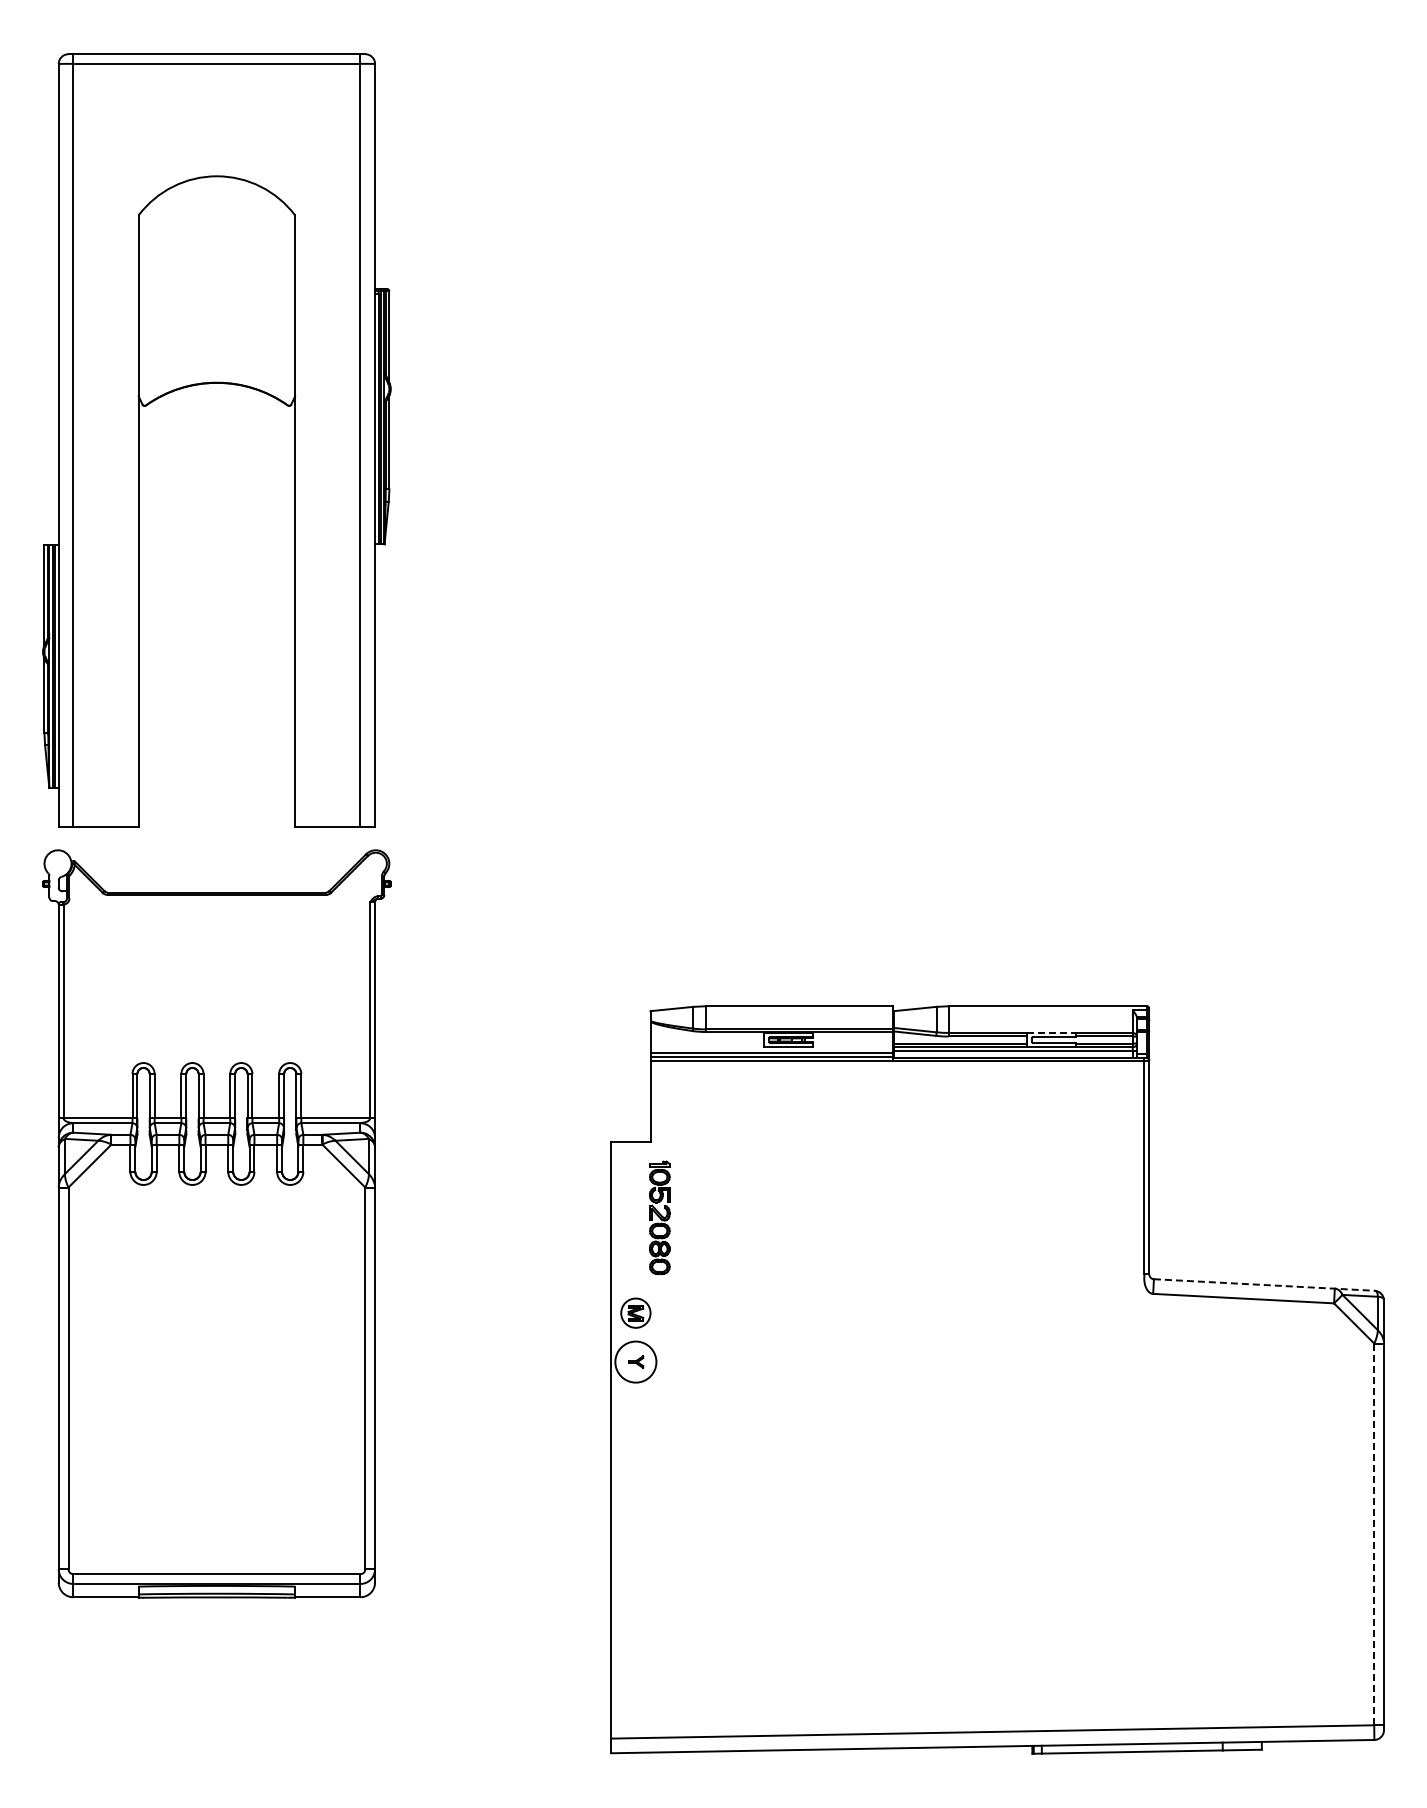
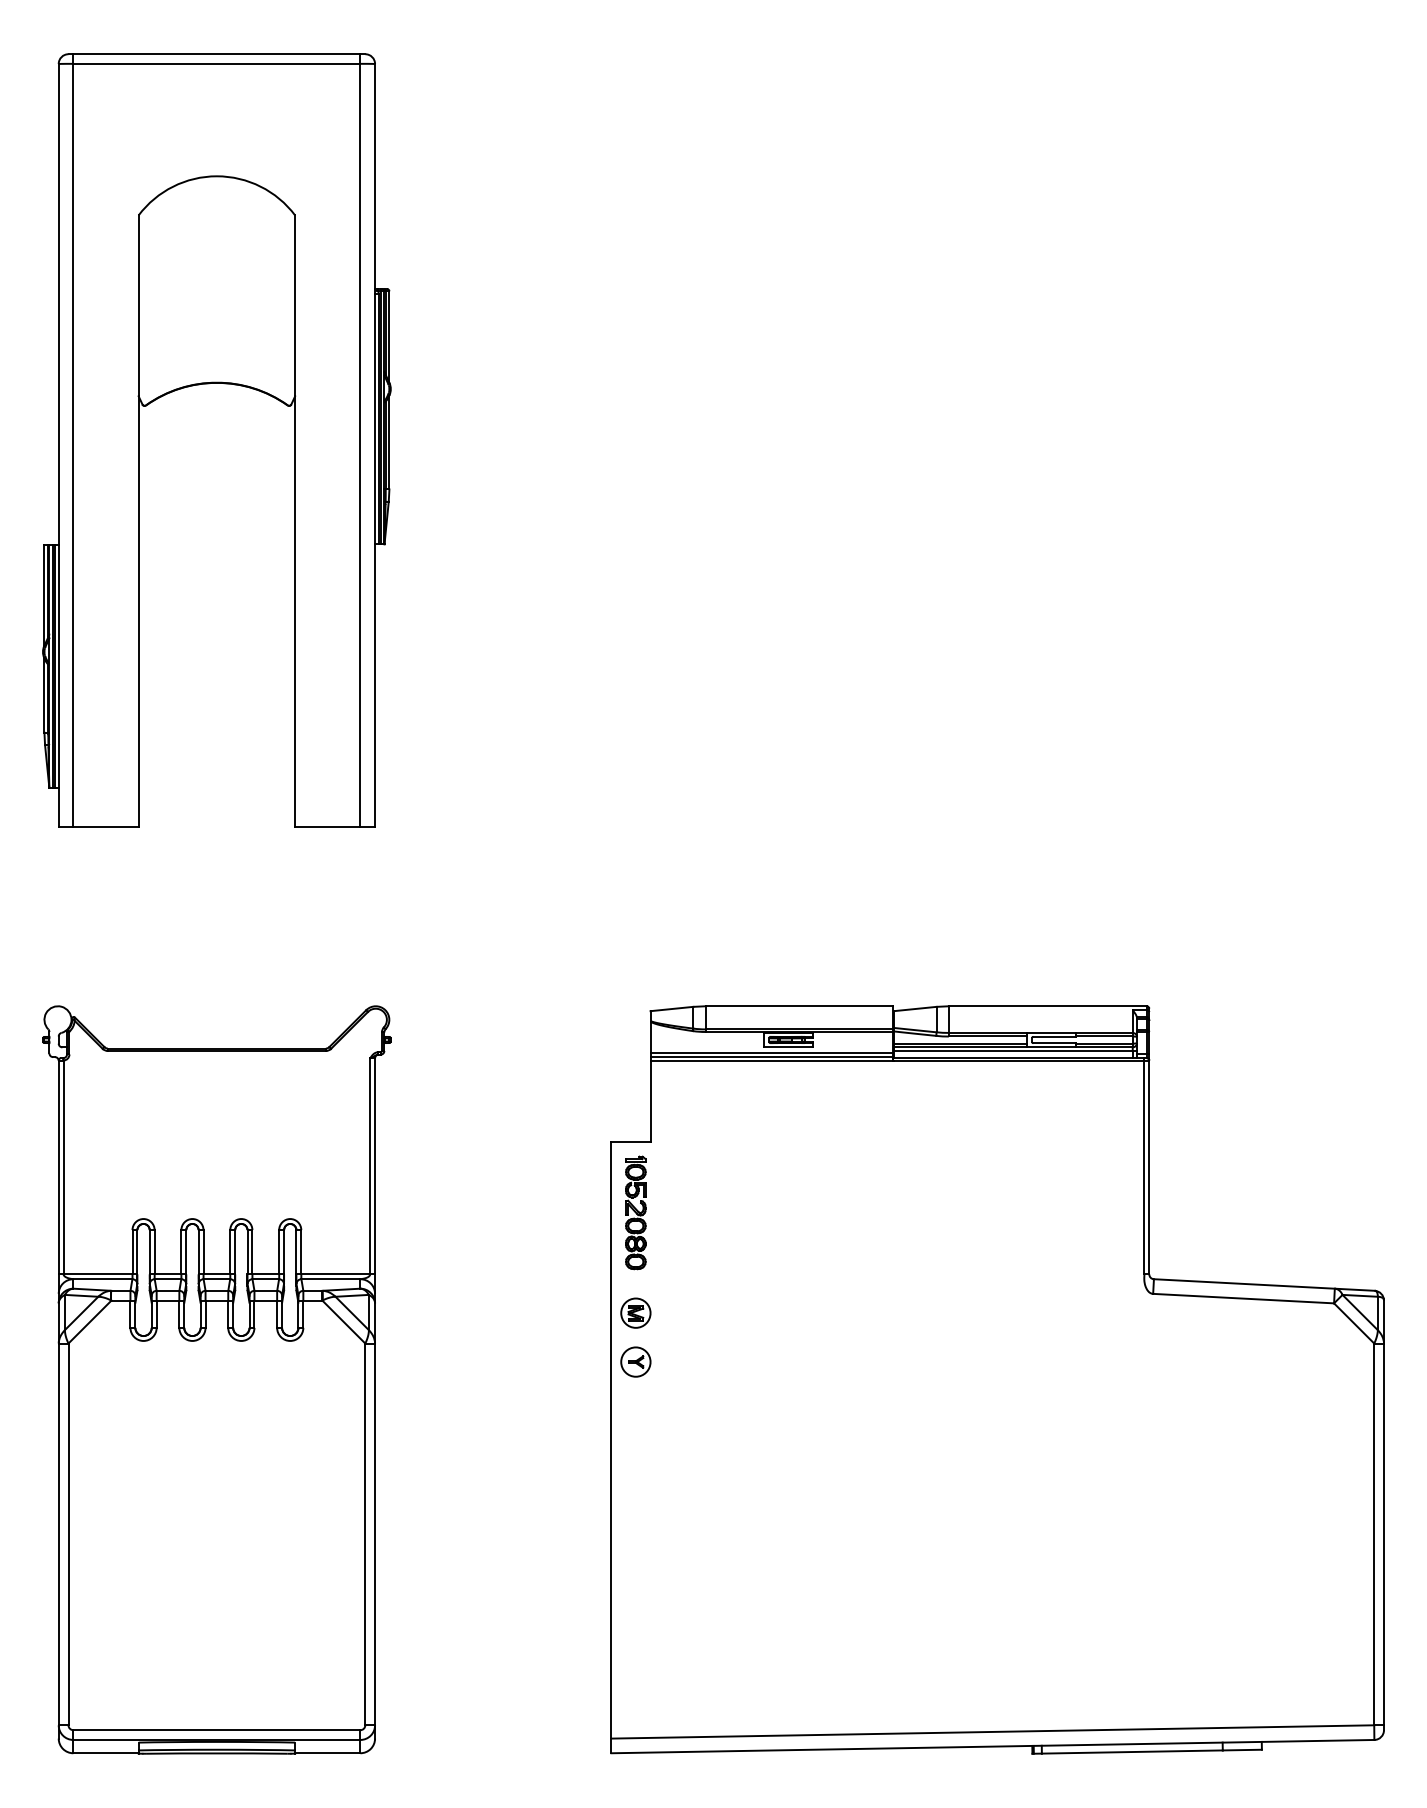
line: dashed -> solid (1052, 1032)
part position: (659, 1217) -> (635, 1212) (635, 1212)
part position: (216, 1223) -> (216, 1379) (216, 1379)
line: dashed -> solid (1264, 1285)
circle diameter: 41 px -> 29 px (635, 1361)
line: dashed -> solid (1374, 1534)
